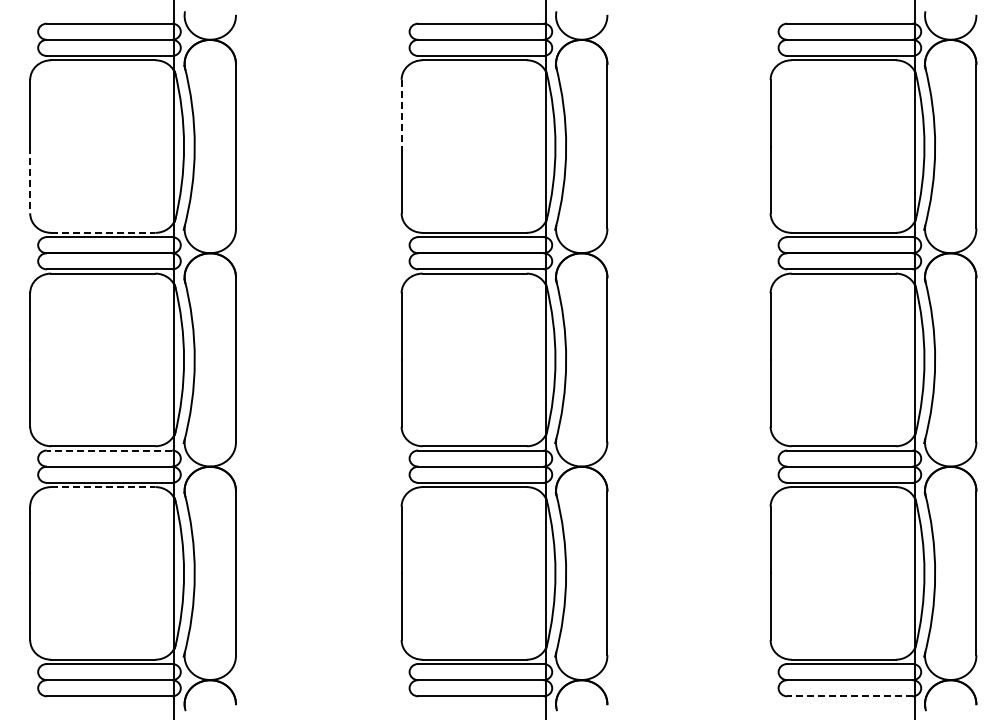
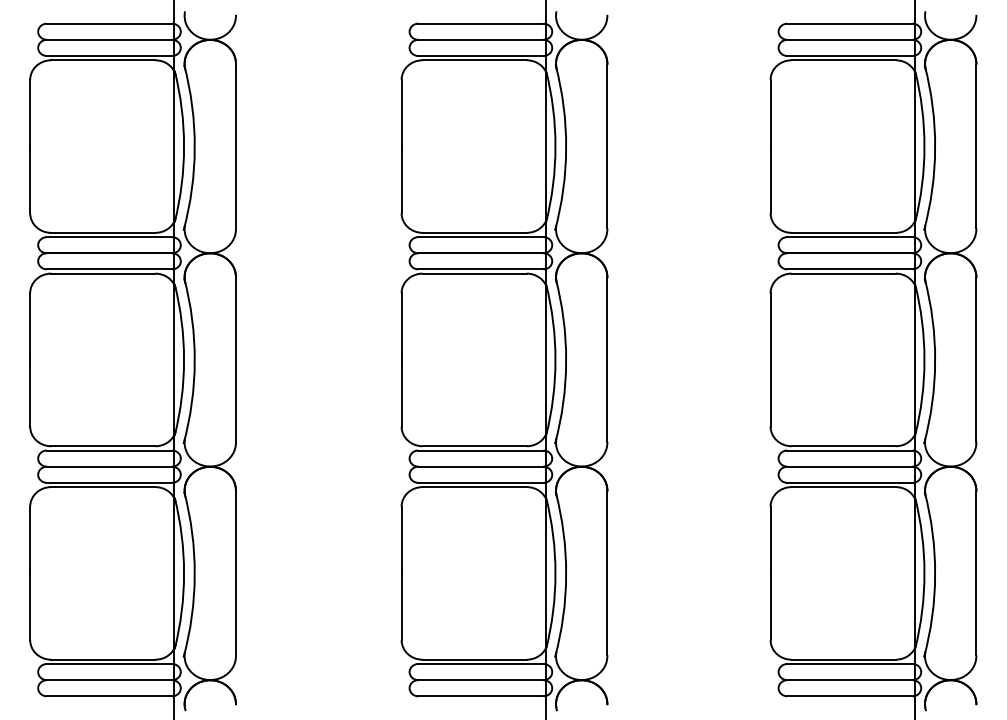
line: dashed -> solid (401, 113)
line: dashed -> solid (30, 180)
line: dashed -> solid (103, 232)
line: dashed -> solid (109, 450)
line: dashed -> solid (103, 487)
line: dashed -> solid (849, 696)
